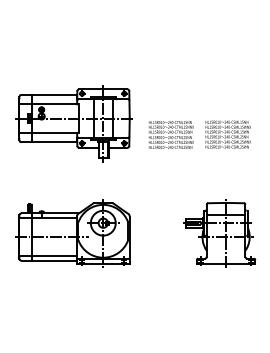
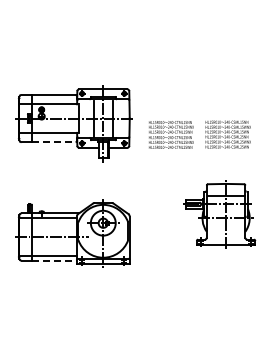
line: solid -> dashed (53, 142)
part position: (219, 233) -> (219, 214) (219, 214)
line: solid -> dashed (54, 260)
